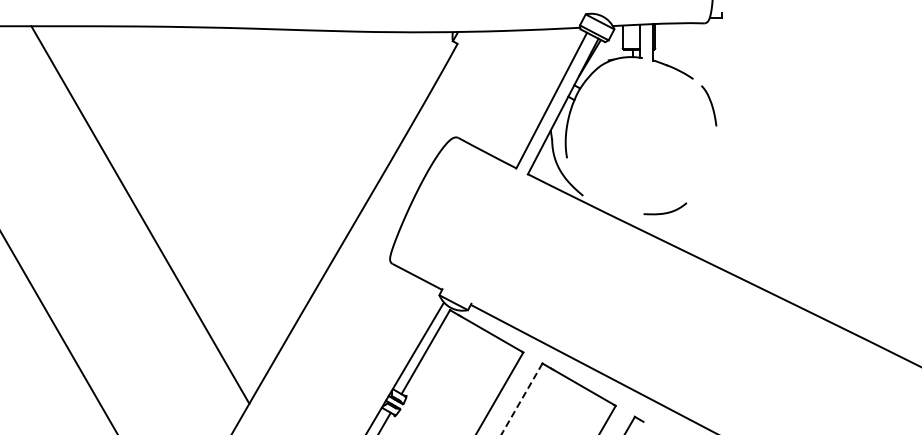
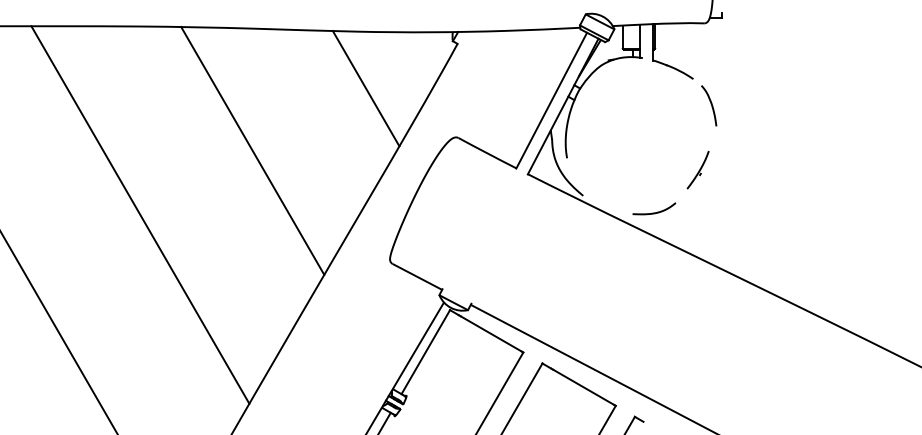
line: none -> present (365, 88)
line: none -> present (252, 150)
part: none -> present (697, 170)
curve position: (665, 212) -> (654, 212) (654, 212)
line: dashed -> solid (521, 399)
